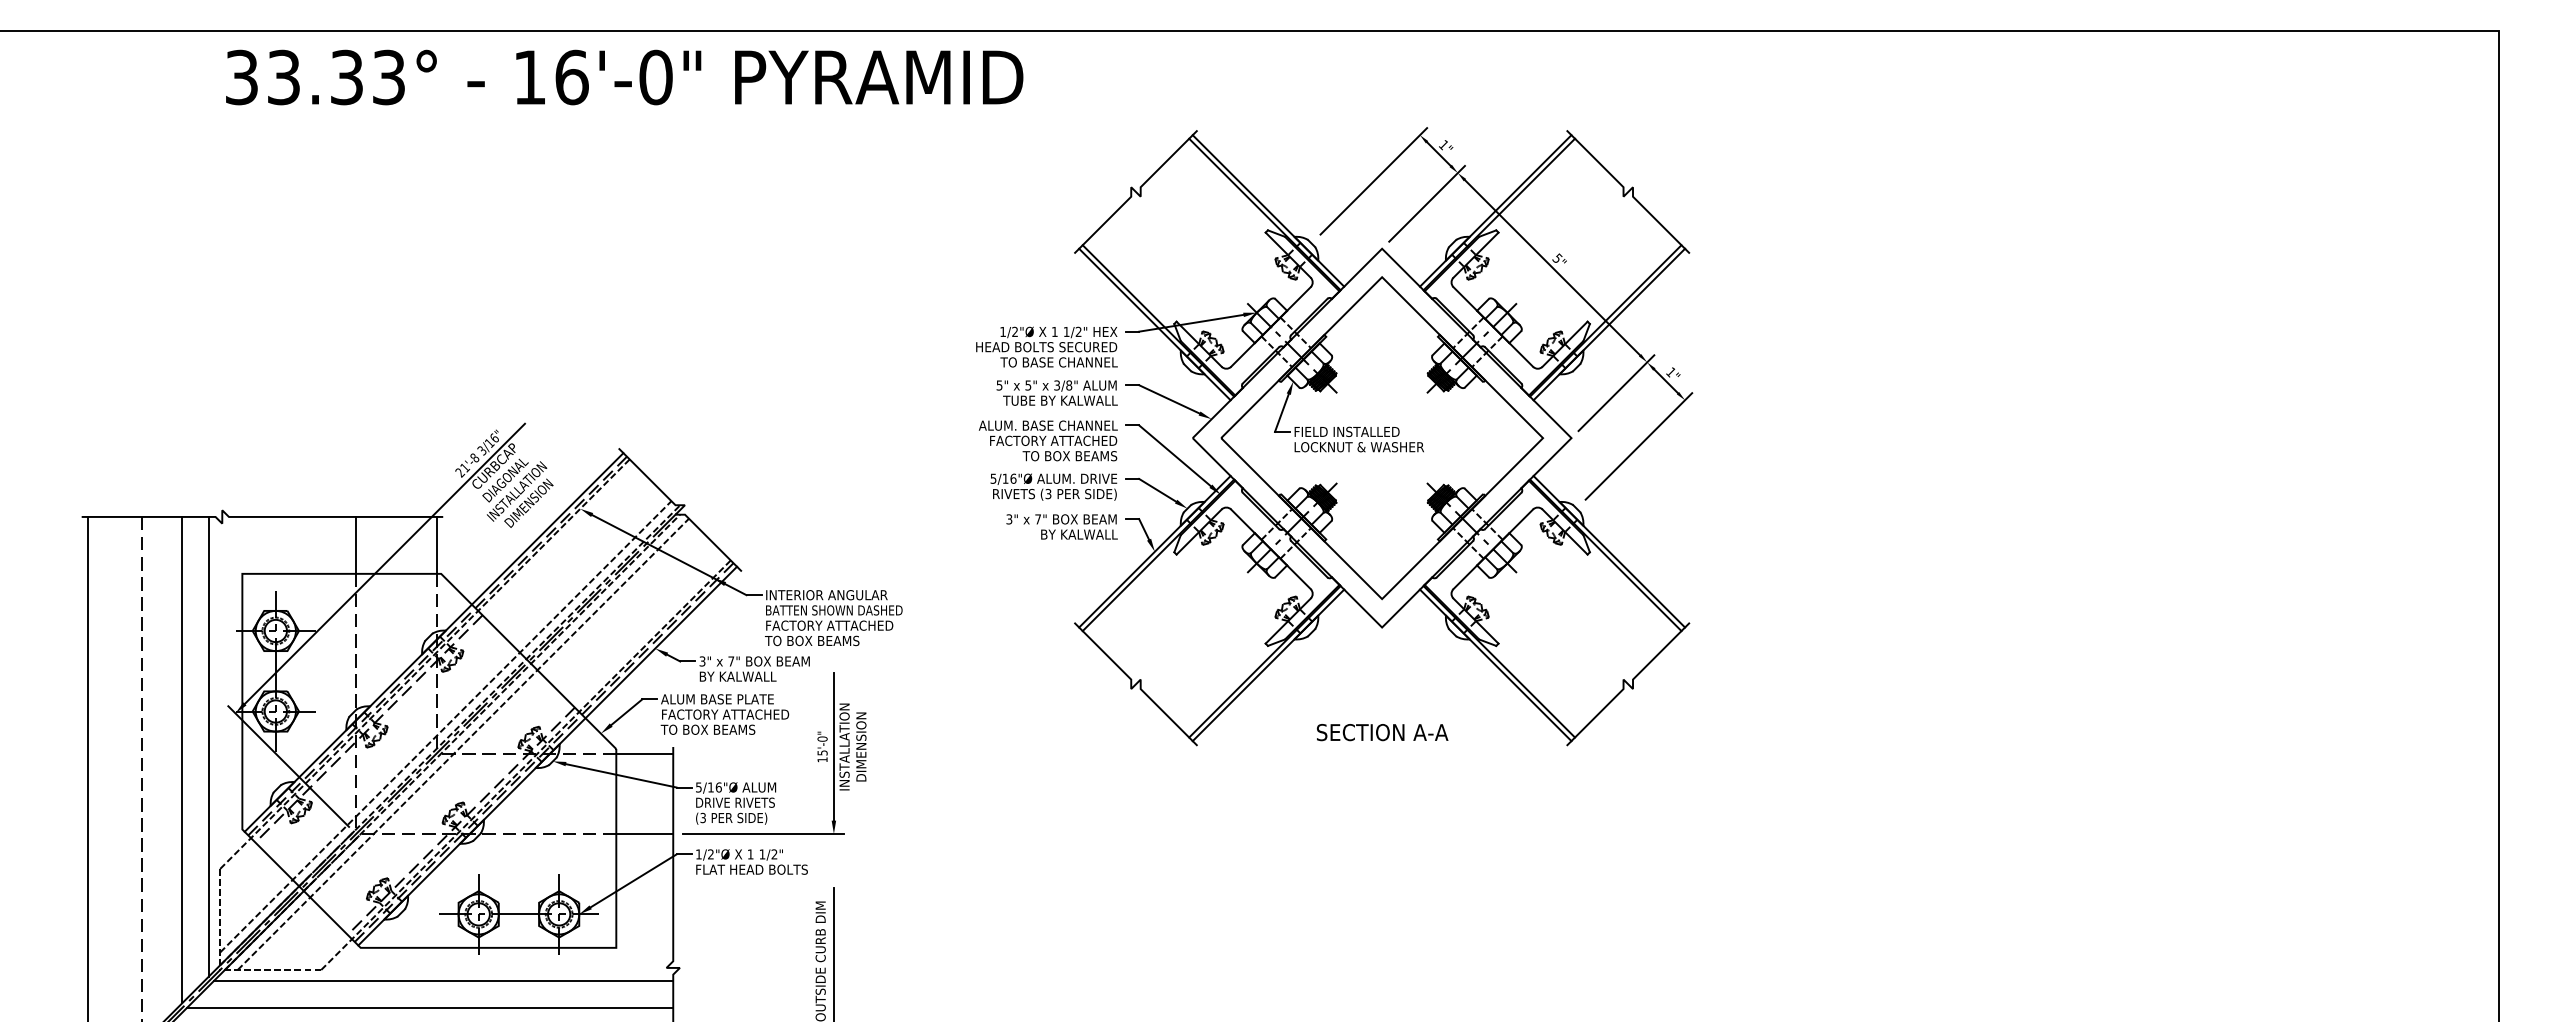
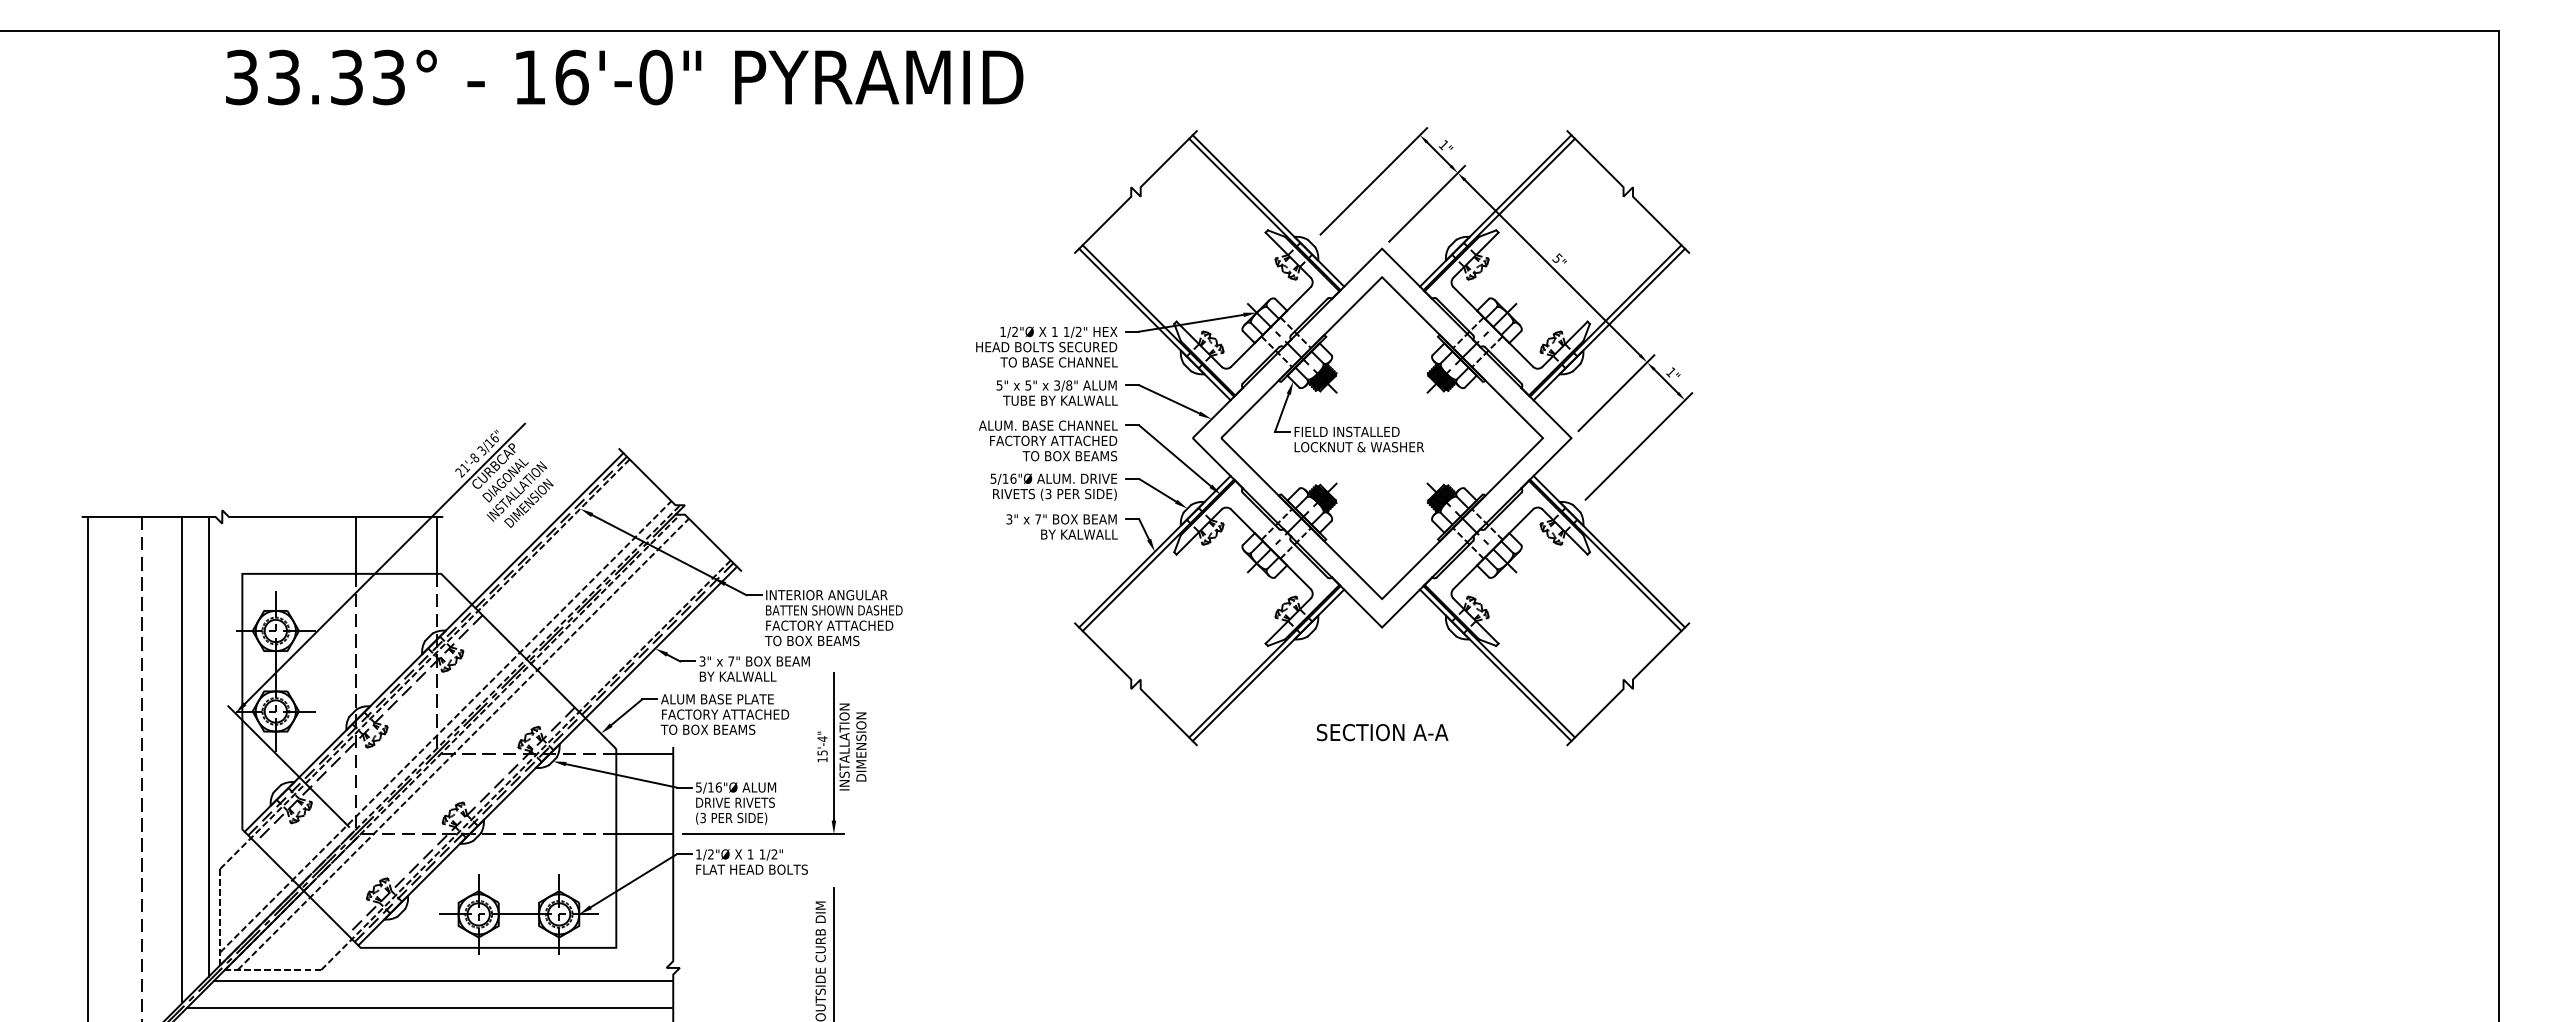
text: 15'-0" -> 15'-4" (822, 738)
